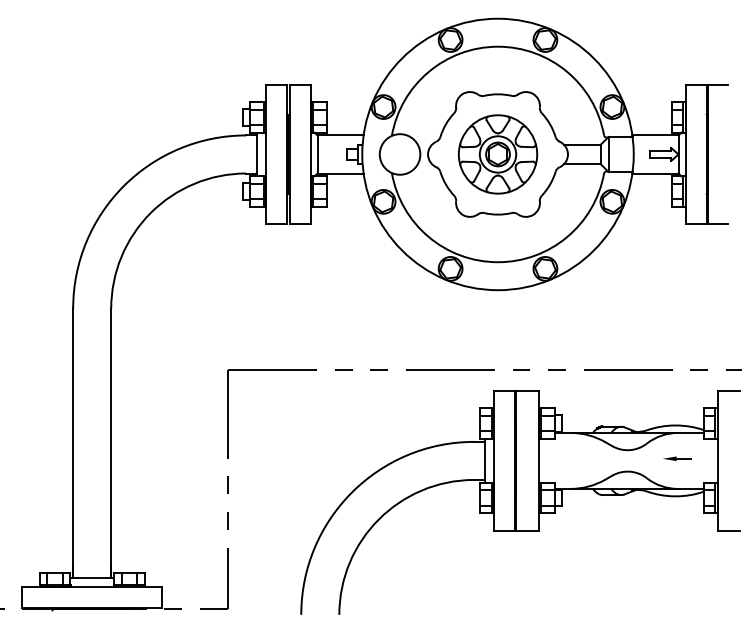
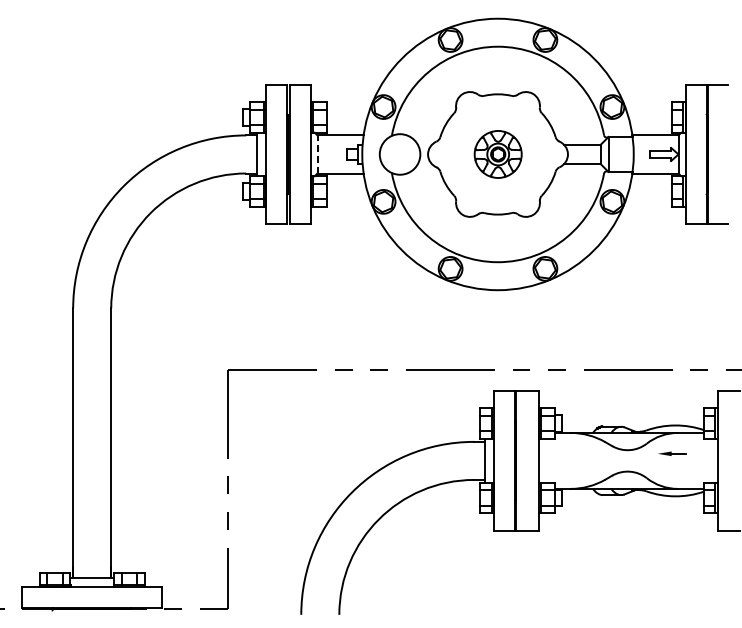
line: solid -> dashed (317, 153)
part size: 81x81 px -> 50x49 px (497, 154)
part position: (677, 458) -> (672, 453) (672, 453)
